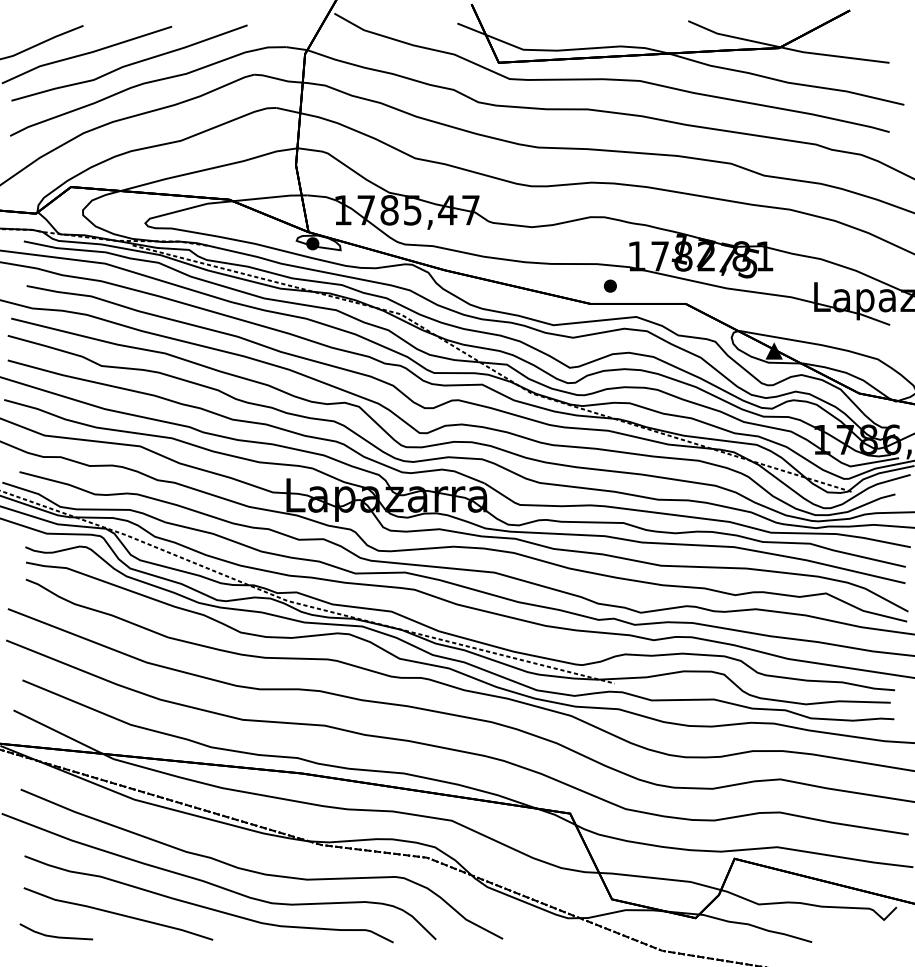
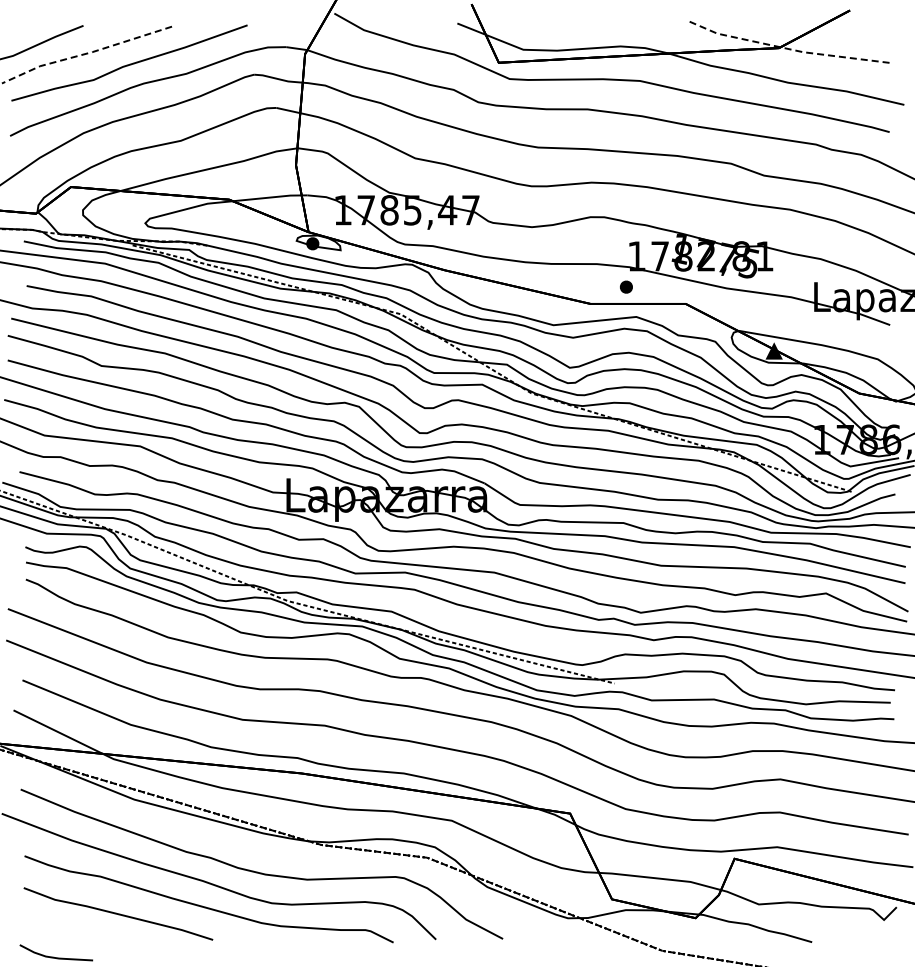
line: solid -> dashed (786, 48)
line: solid -> dashed (85, 53)
part position: (610, 285) -> (626, 286) (626, 286)
line position: (53, 935) -> (53, 956) (53, 956)
